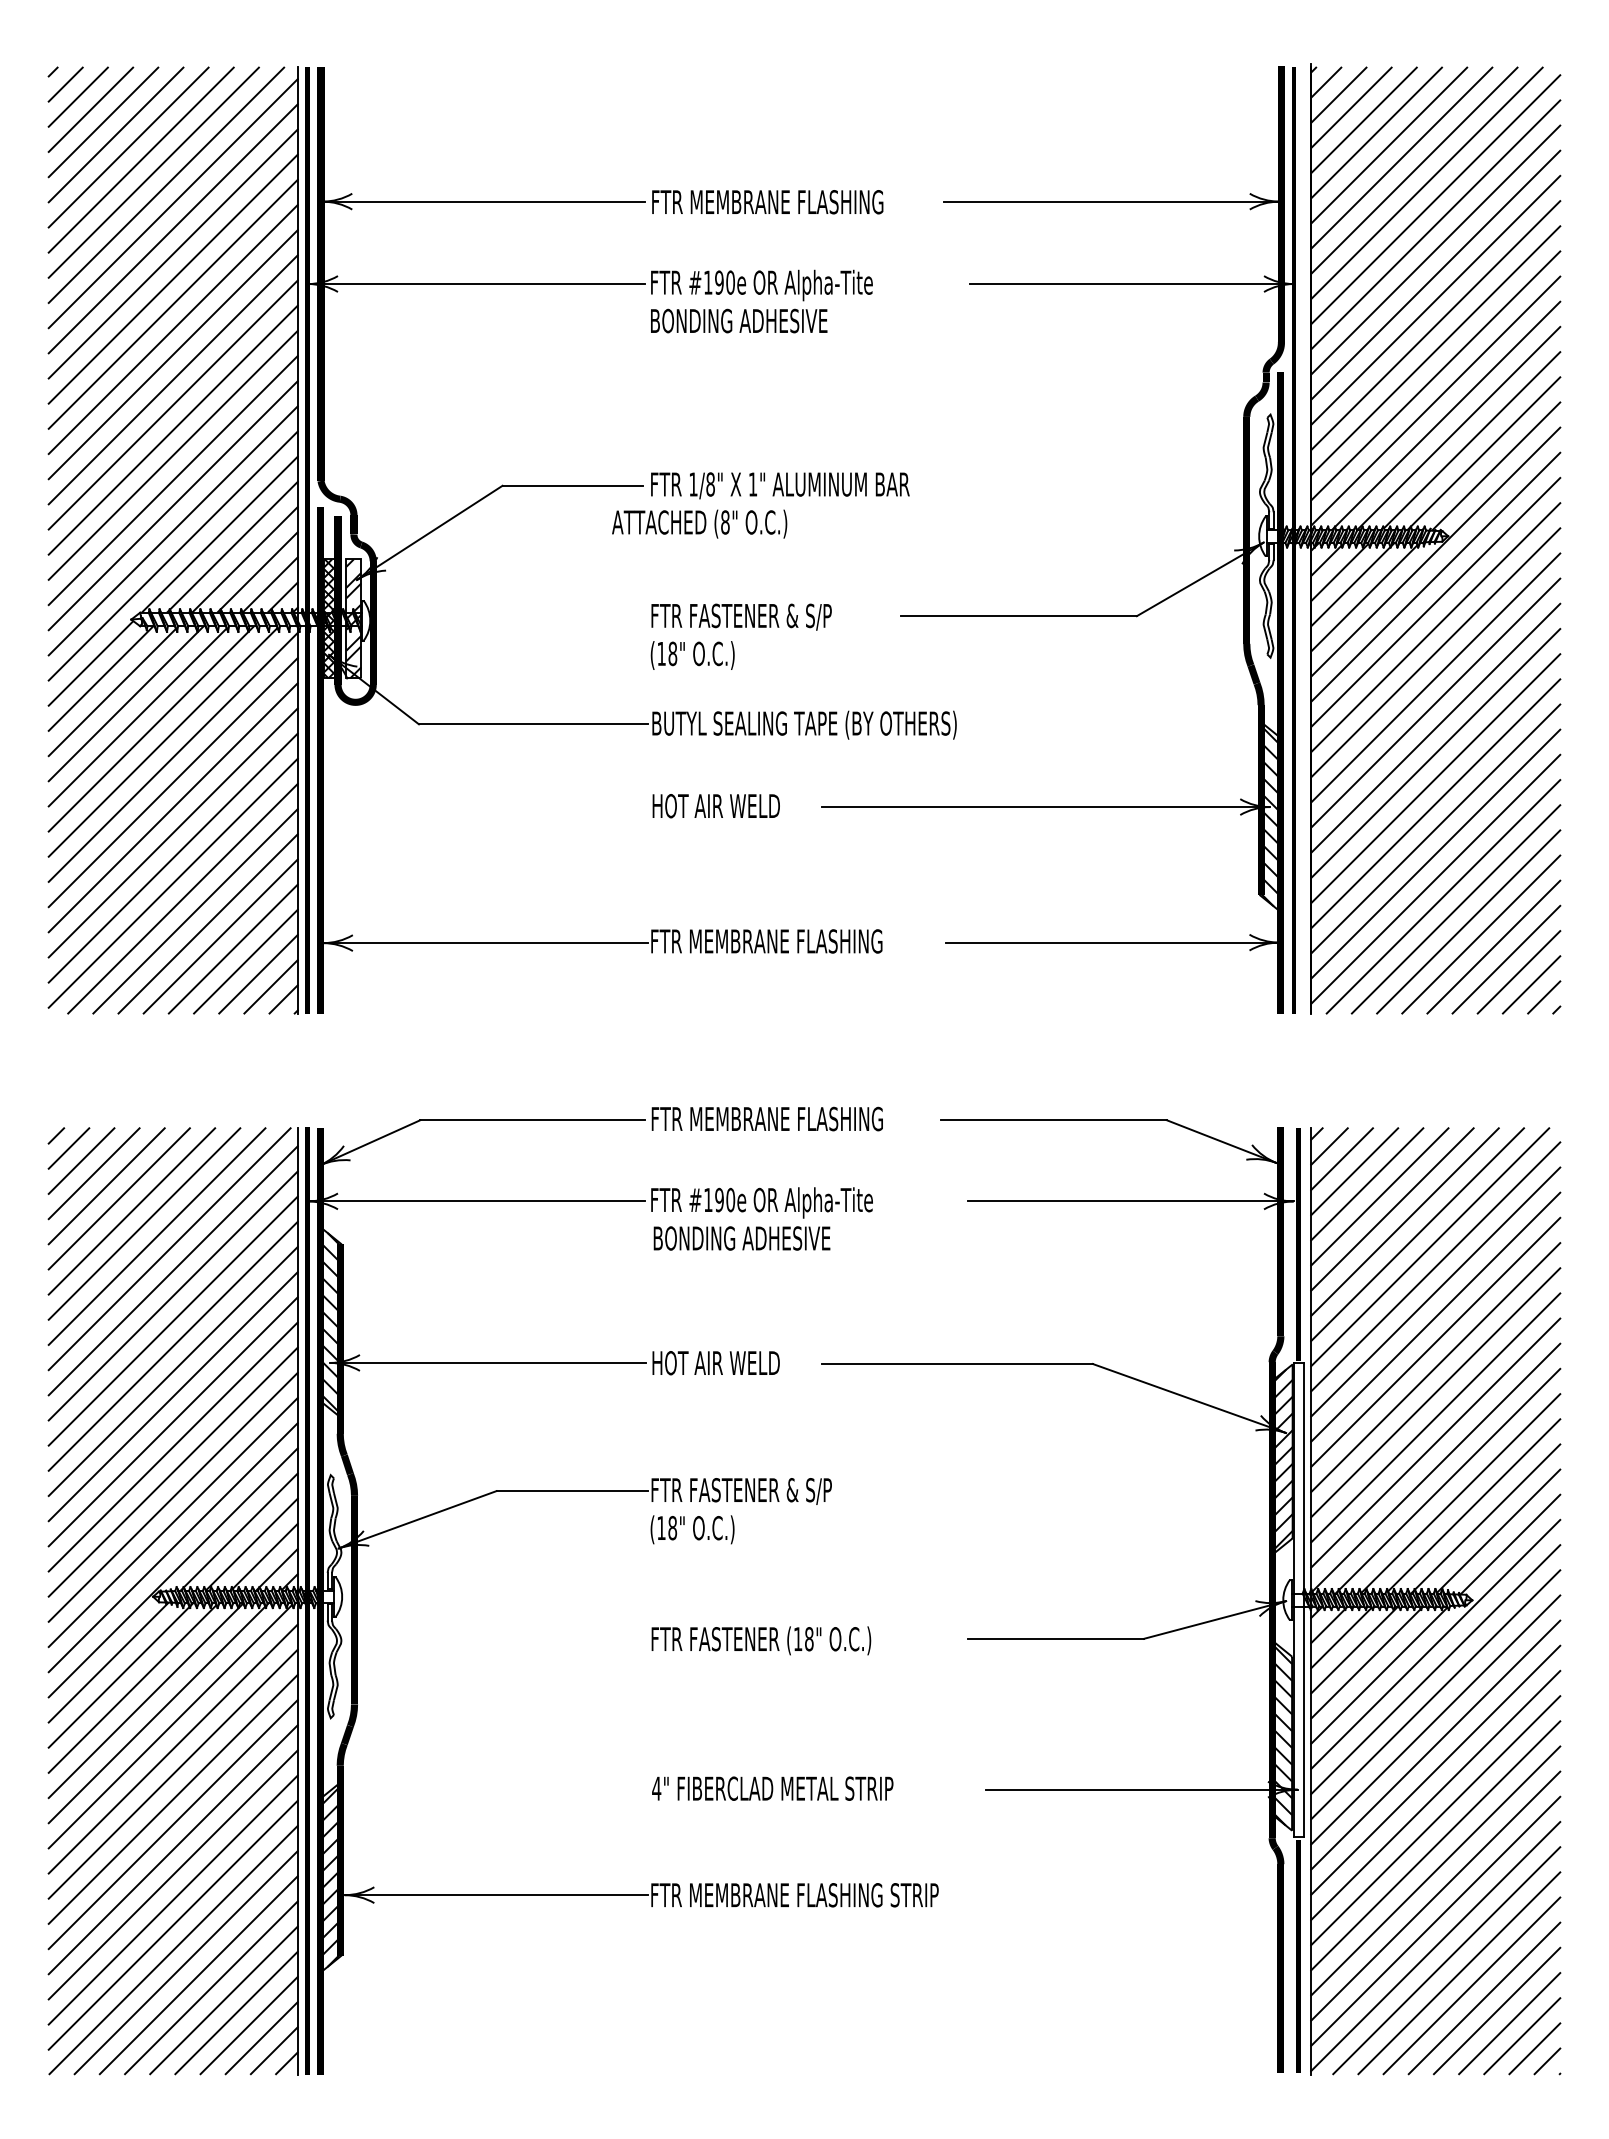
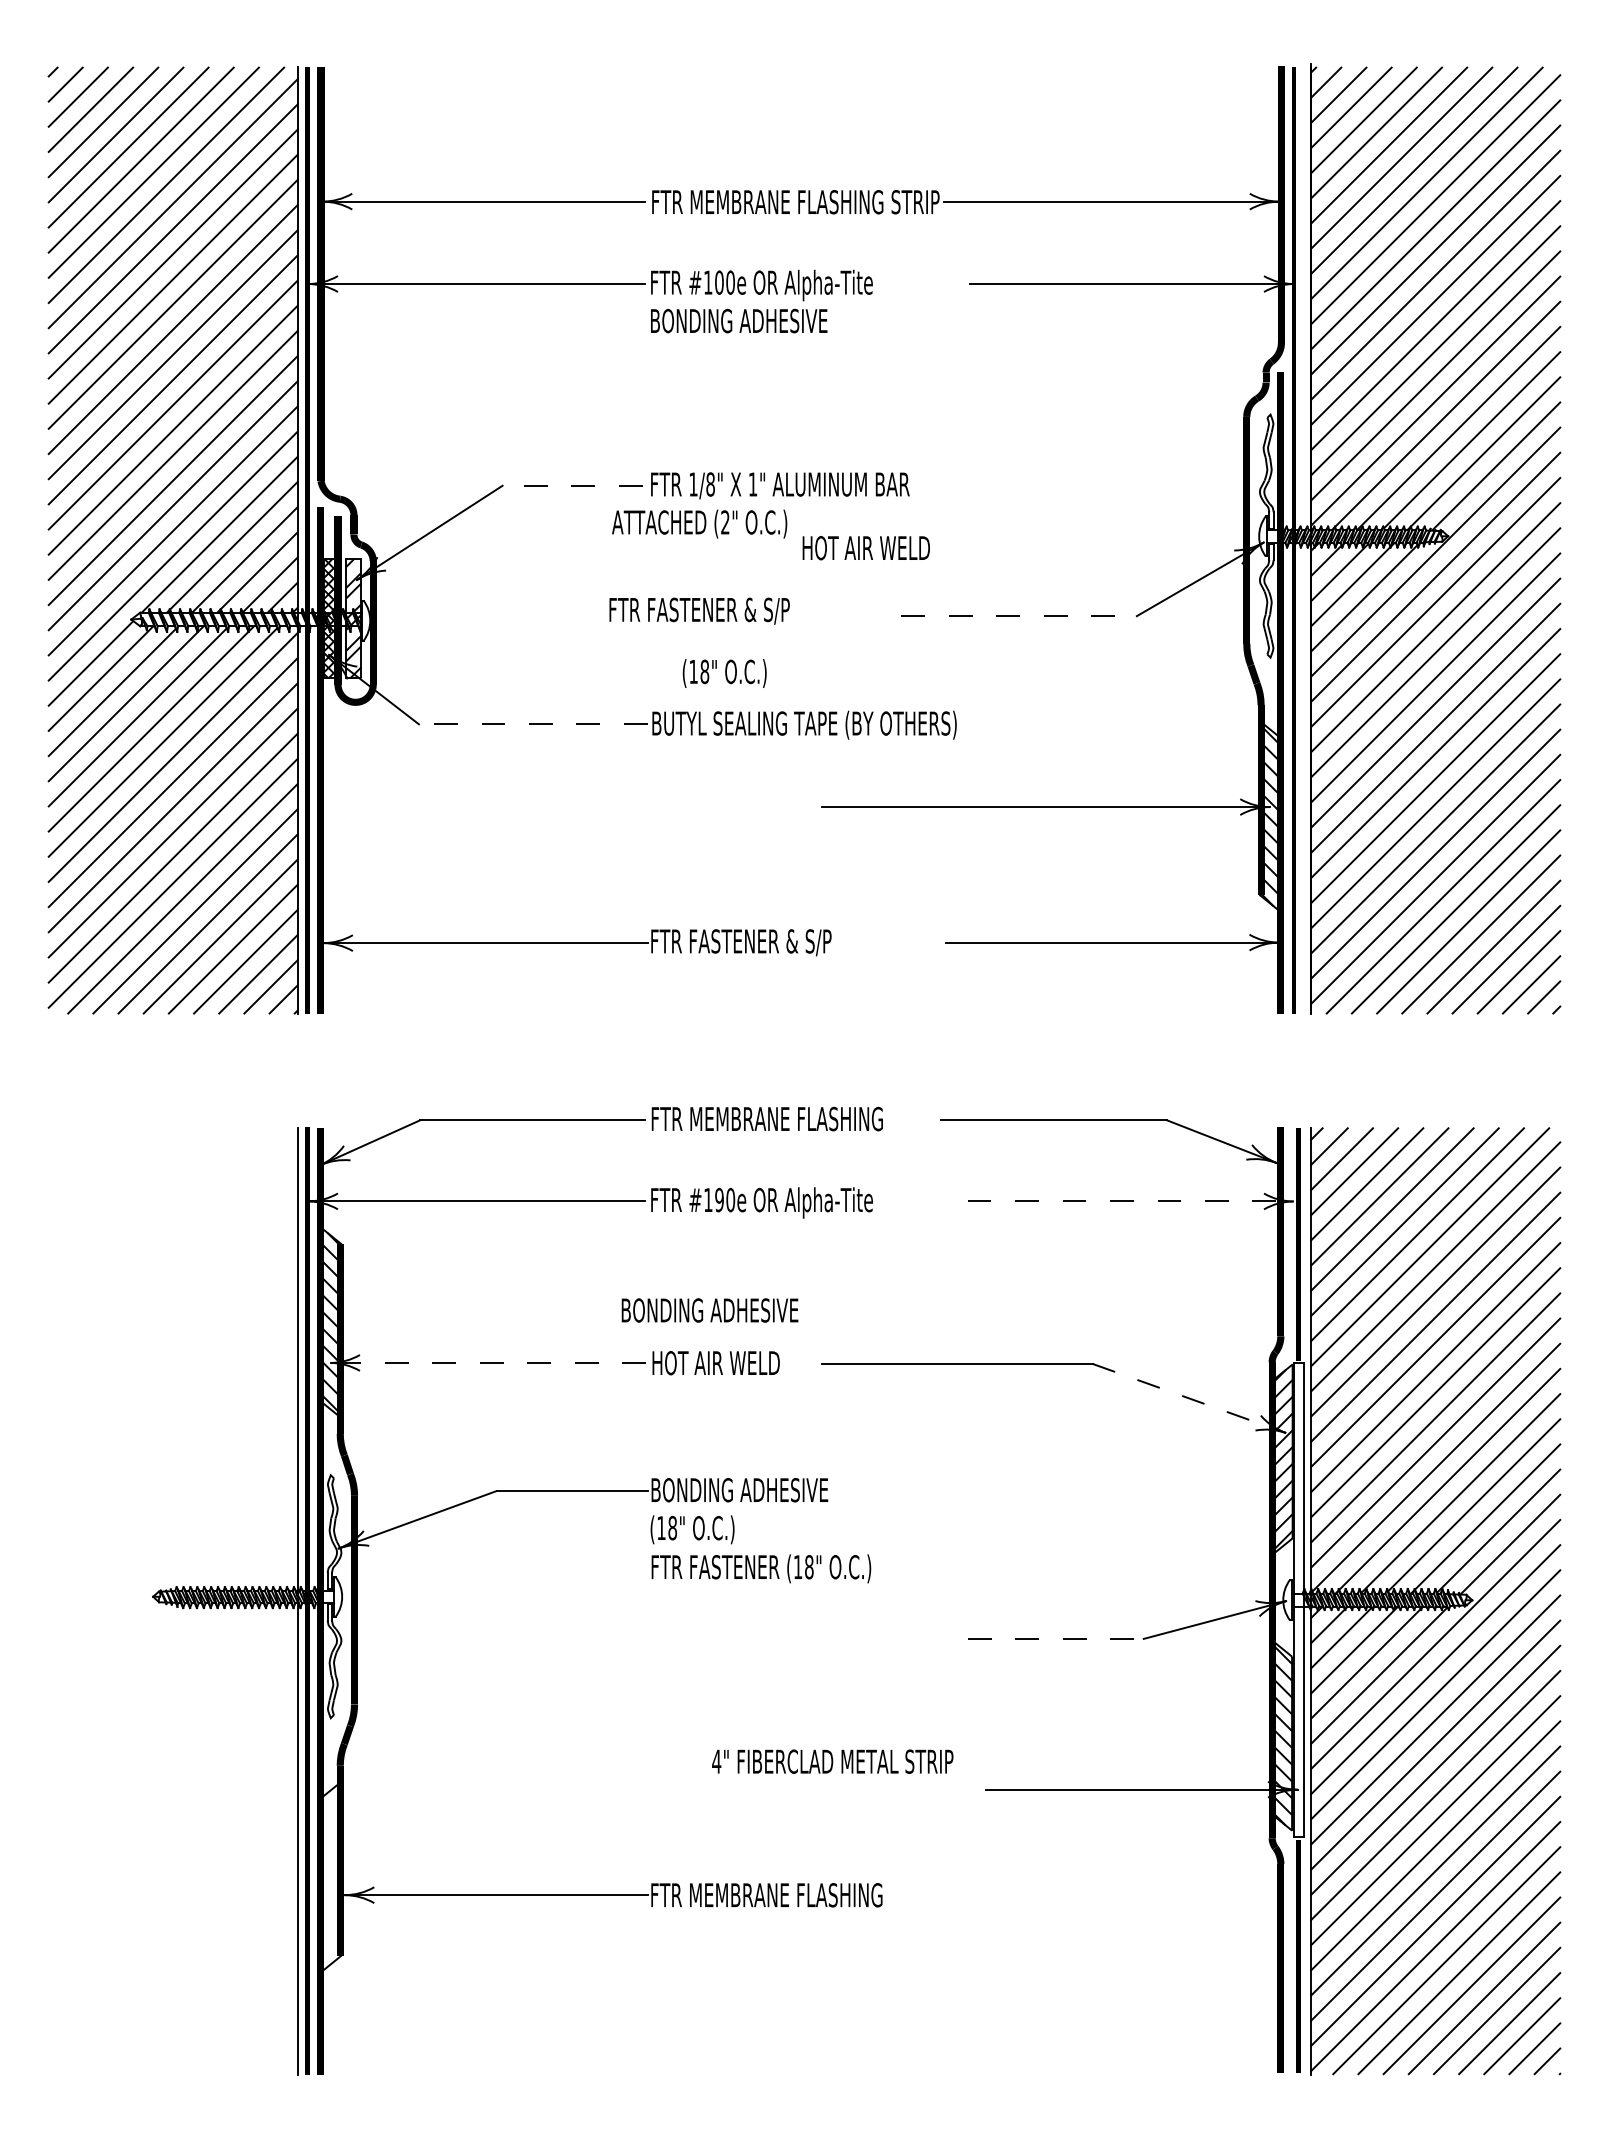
text: FTR MEMBRANE FLASHING -> FTR MEMBRANE FLASHING STRIP (915, 202)
text: #190e -> #100e (719, 282)
line: solid -> dashed (572, 485)
text: (8" -> (2" (725, 522)
text position: (741, 616) -> (699, 610) (699, 610)
line: solid -> dashed (1019, 616)
text position: (692, 655) -> (724, 673) (724, 673)
line: solid -> dashed (532, 724)
text position: (715, 806) -> (865, 548) (865, 548)
text: FTR MEMBRANE FLASHING -> FTR FASTENER & S/P (786, 942)
line: solid -> dashed (1131, 1201)
text position: (741, 1238) -> (709, 1310) (709, 1310)
line: solid -> dashed (488, 1362)
line: solid -> dashed (1189, 1398)
text: FTR FASTENER & S/P -> BONDING ADHESIVE (742, 1491)
hatch: present -> none (173, 1600)
line: solid -> dashed (1055, 1638)
text position: (761, 1640) -> (761, 1568) (761, 1568)
text position: (772, 1788) -> (832, 1761) (832, 1761)
hatch: present -> none (331, 1875)
text: FTR MEMBRANE FLASHING STRIP -> FTR MEMBRANE FLASHING (914, 1895)
